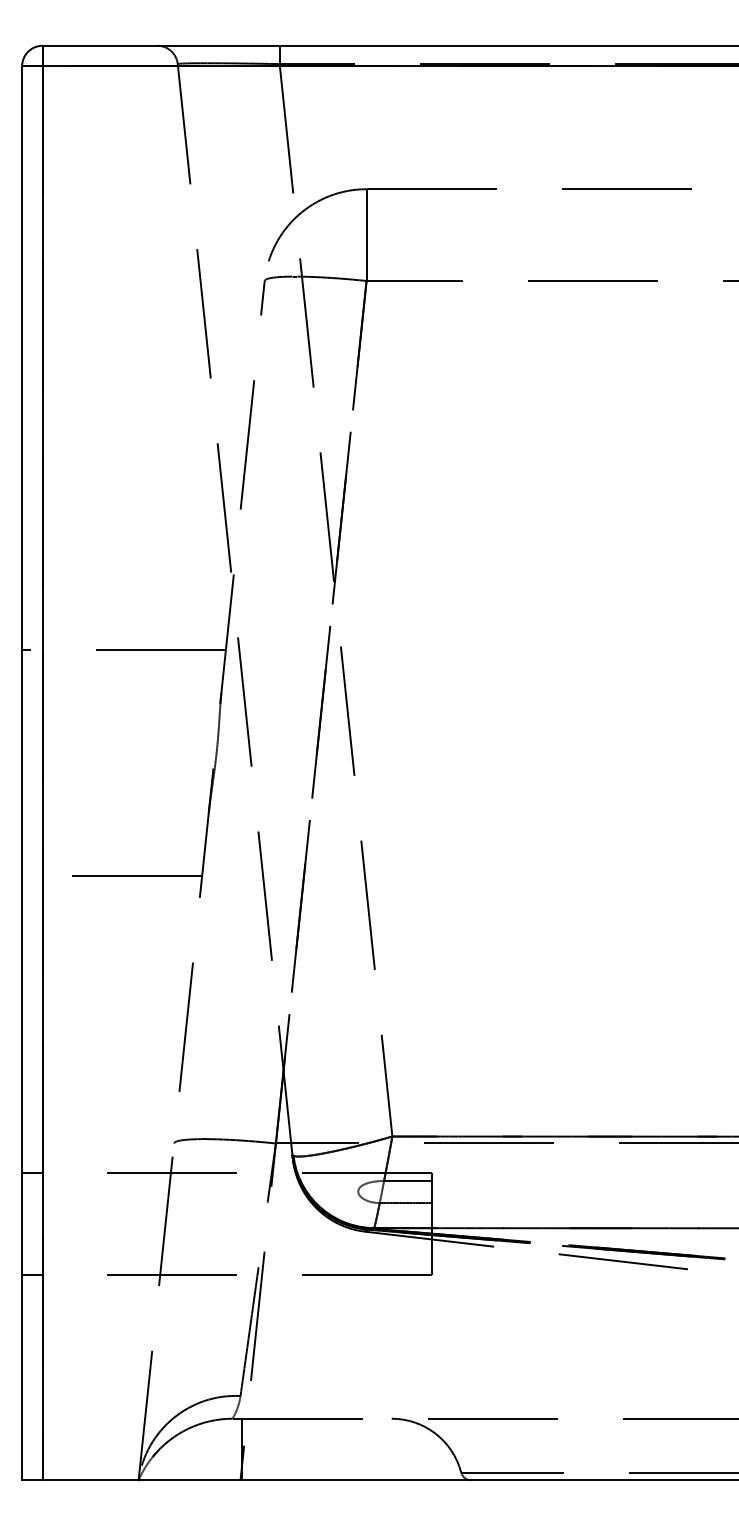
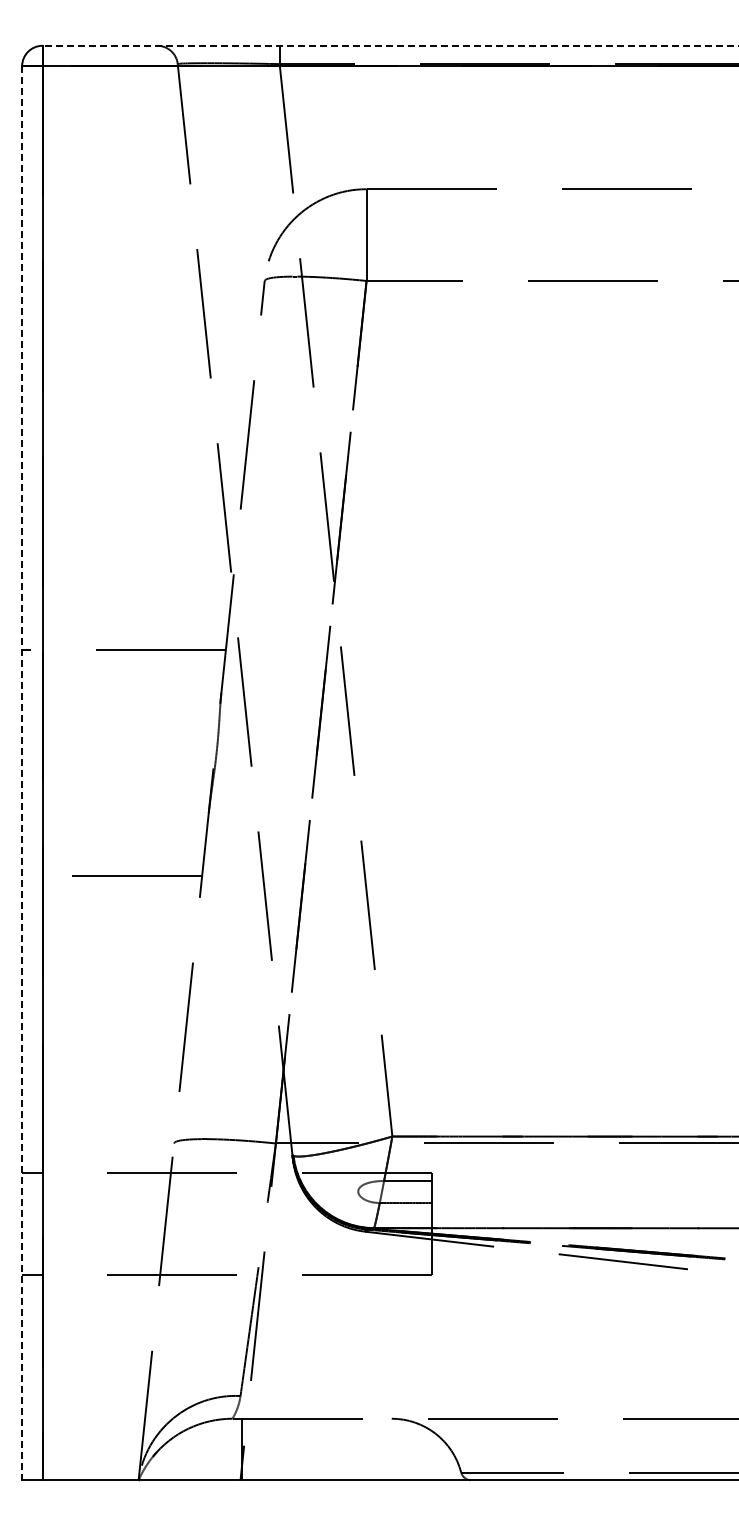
line: solid -> dashed (390, 45)
line: solid -> dashed (22, 773)
